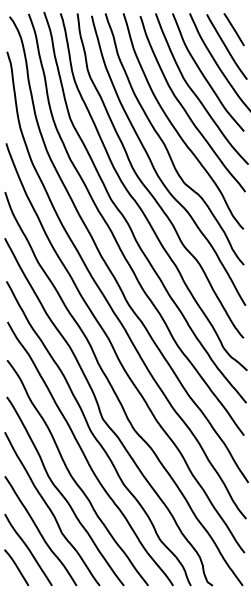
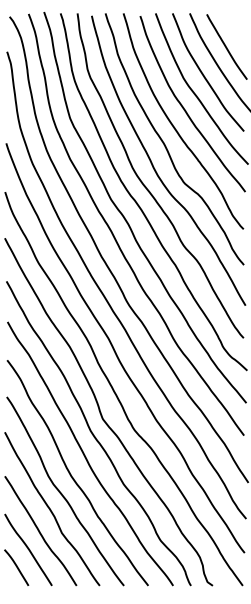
line: present -> none (233, 29)
